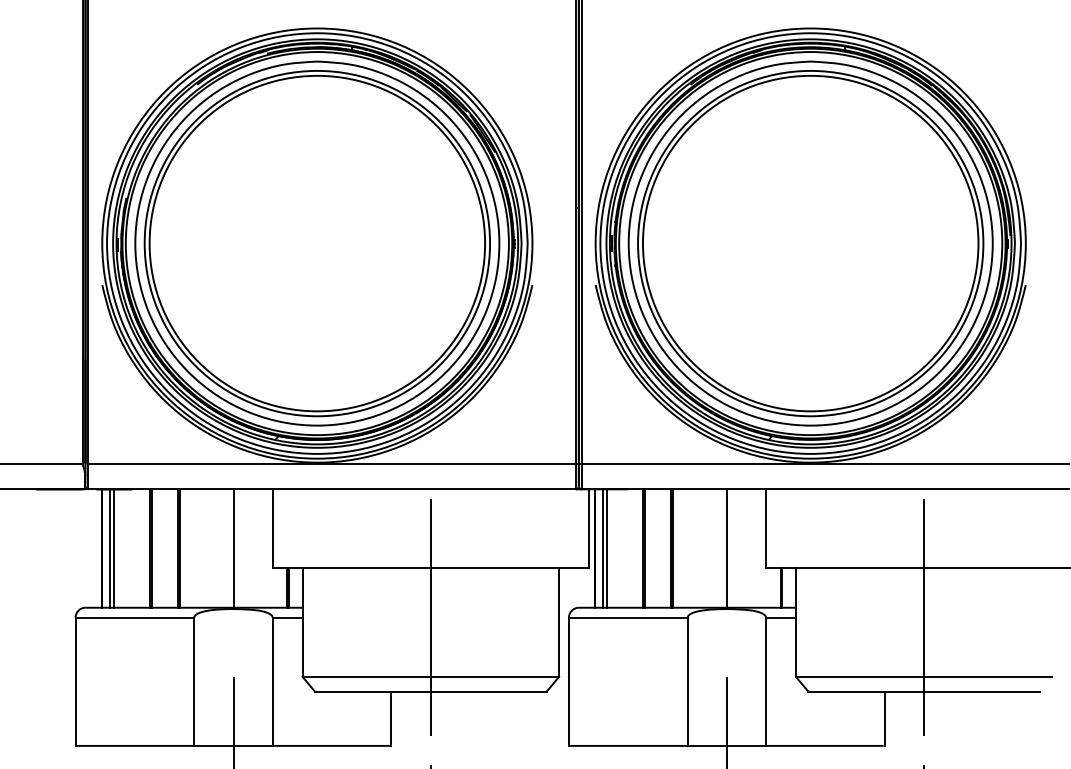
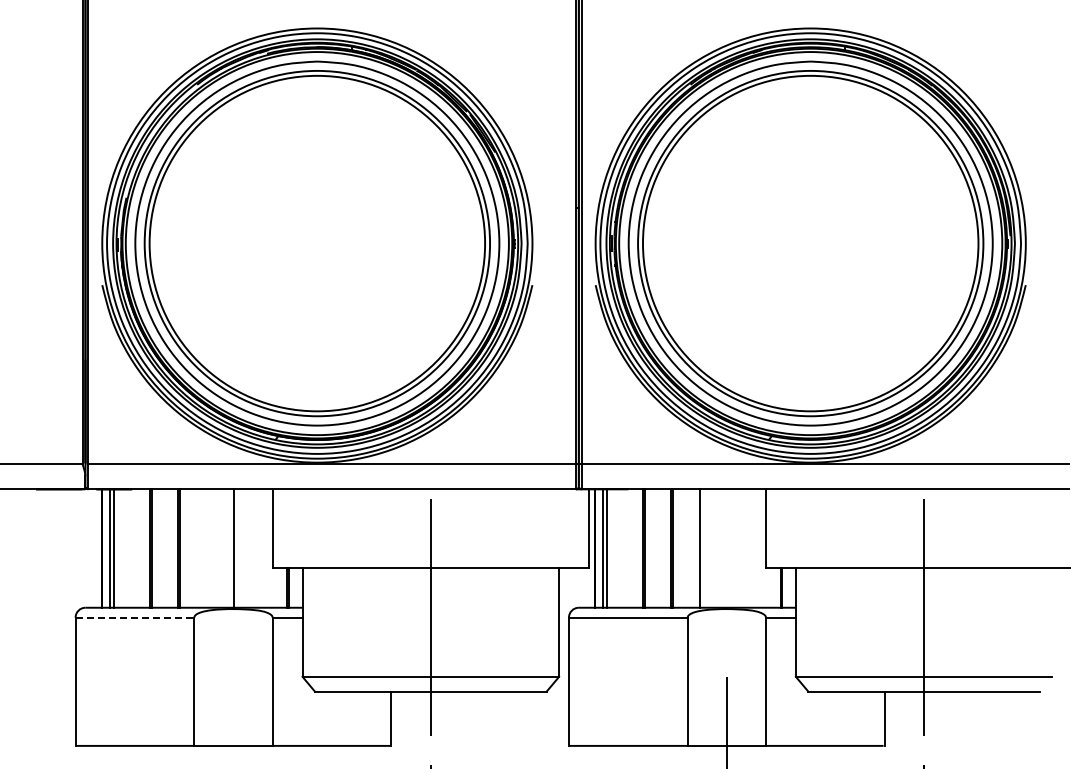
line position: (726, 548) -> (699, 548) (699, 548)
line: solid -> dashed (135, 617)
line: present -> none (233, 720)
